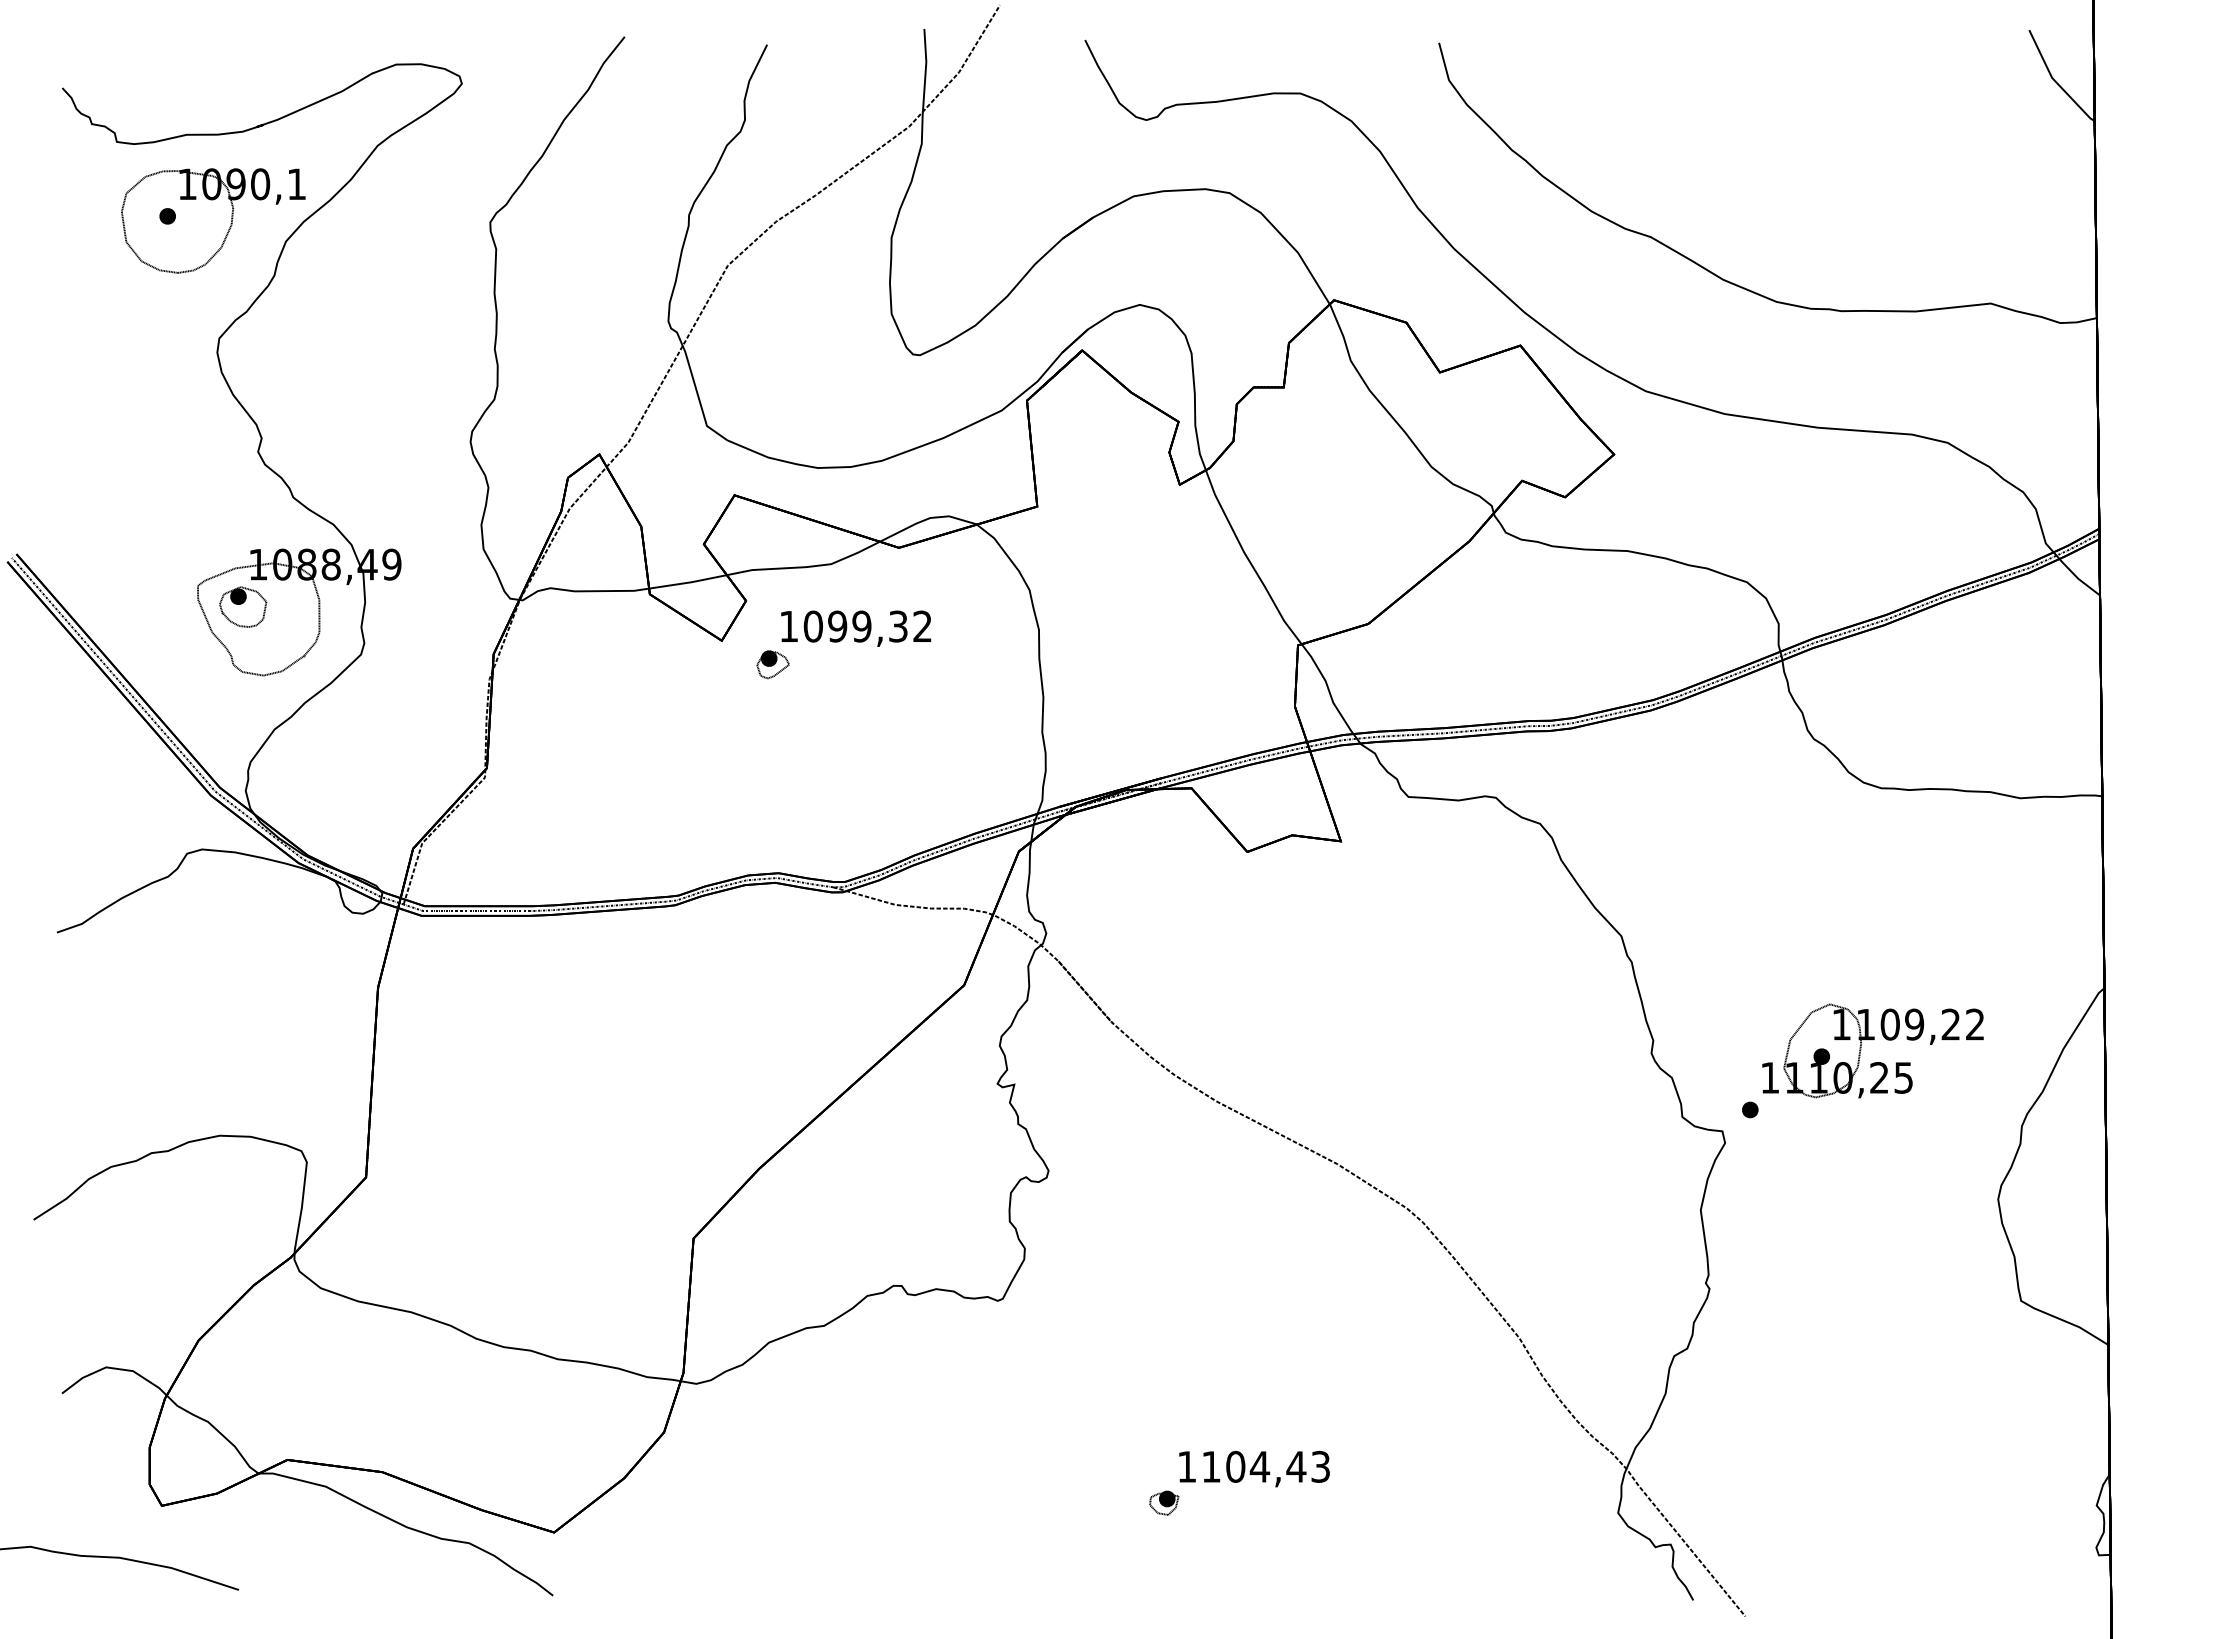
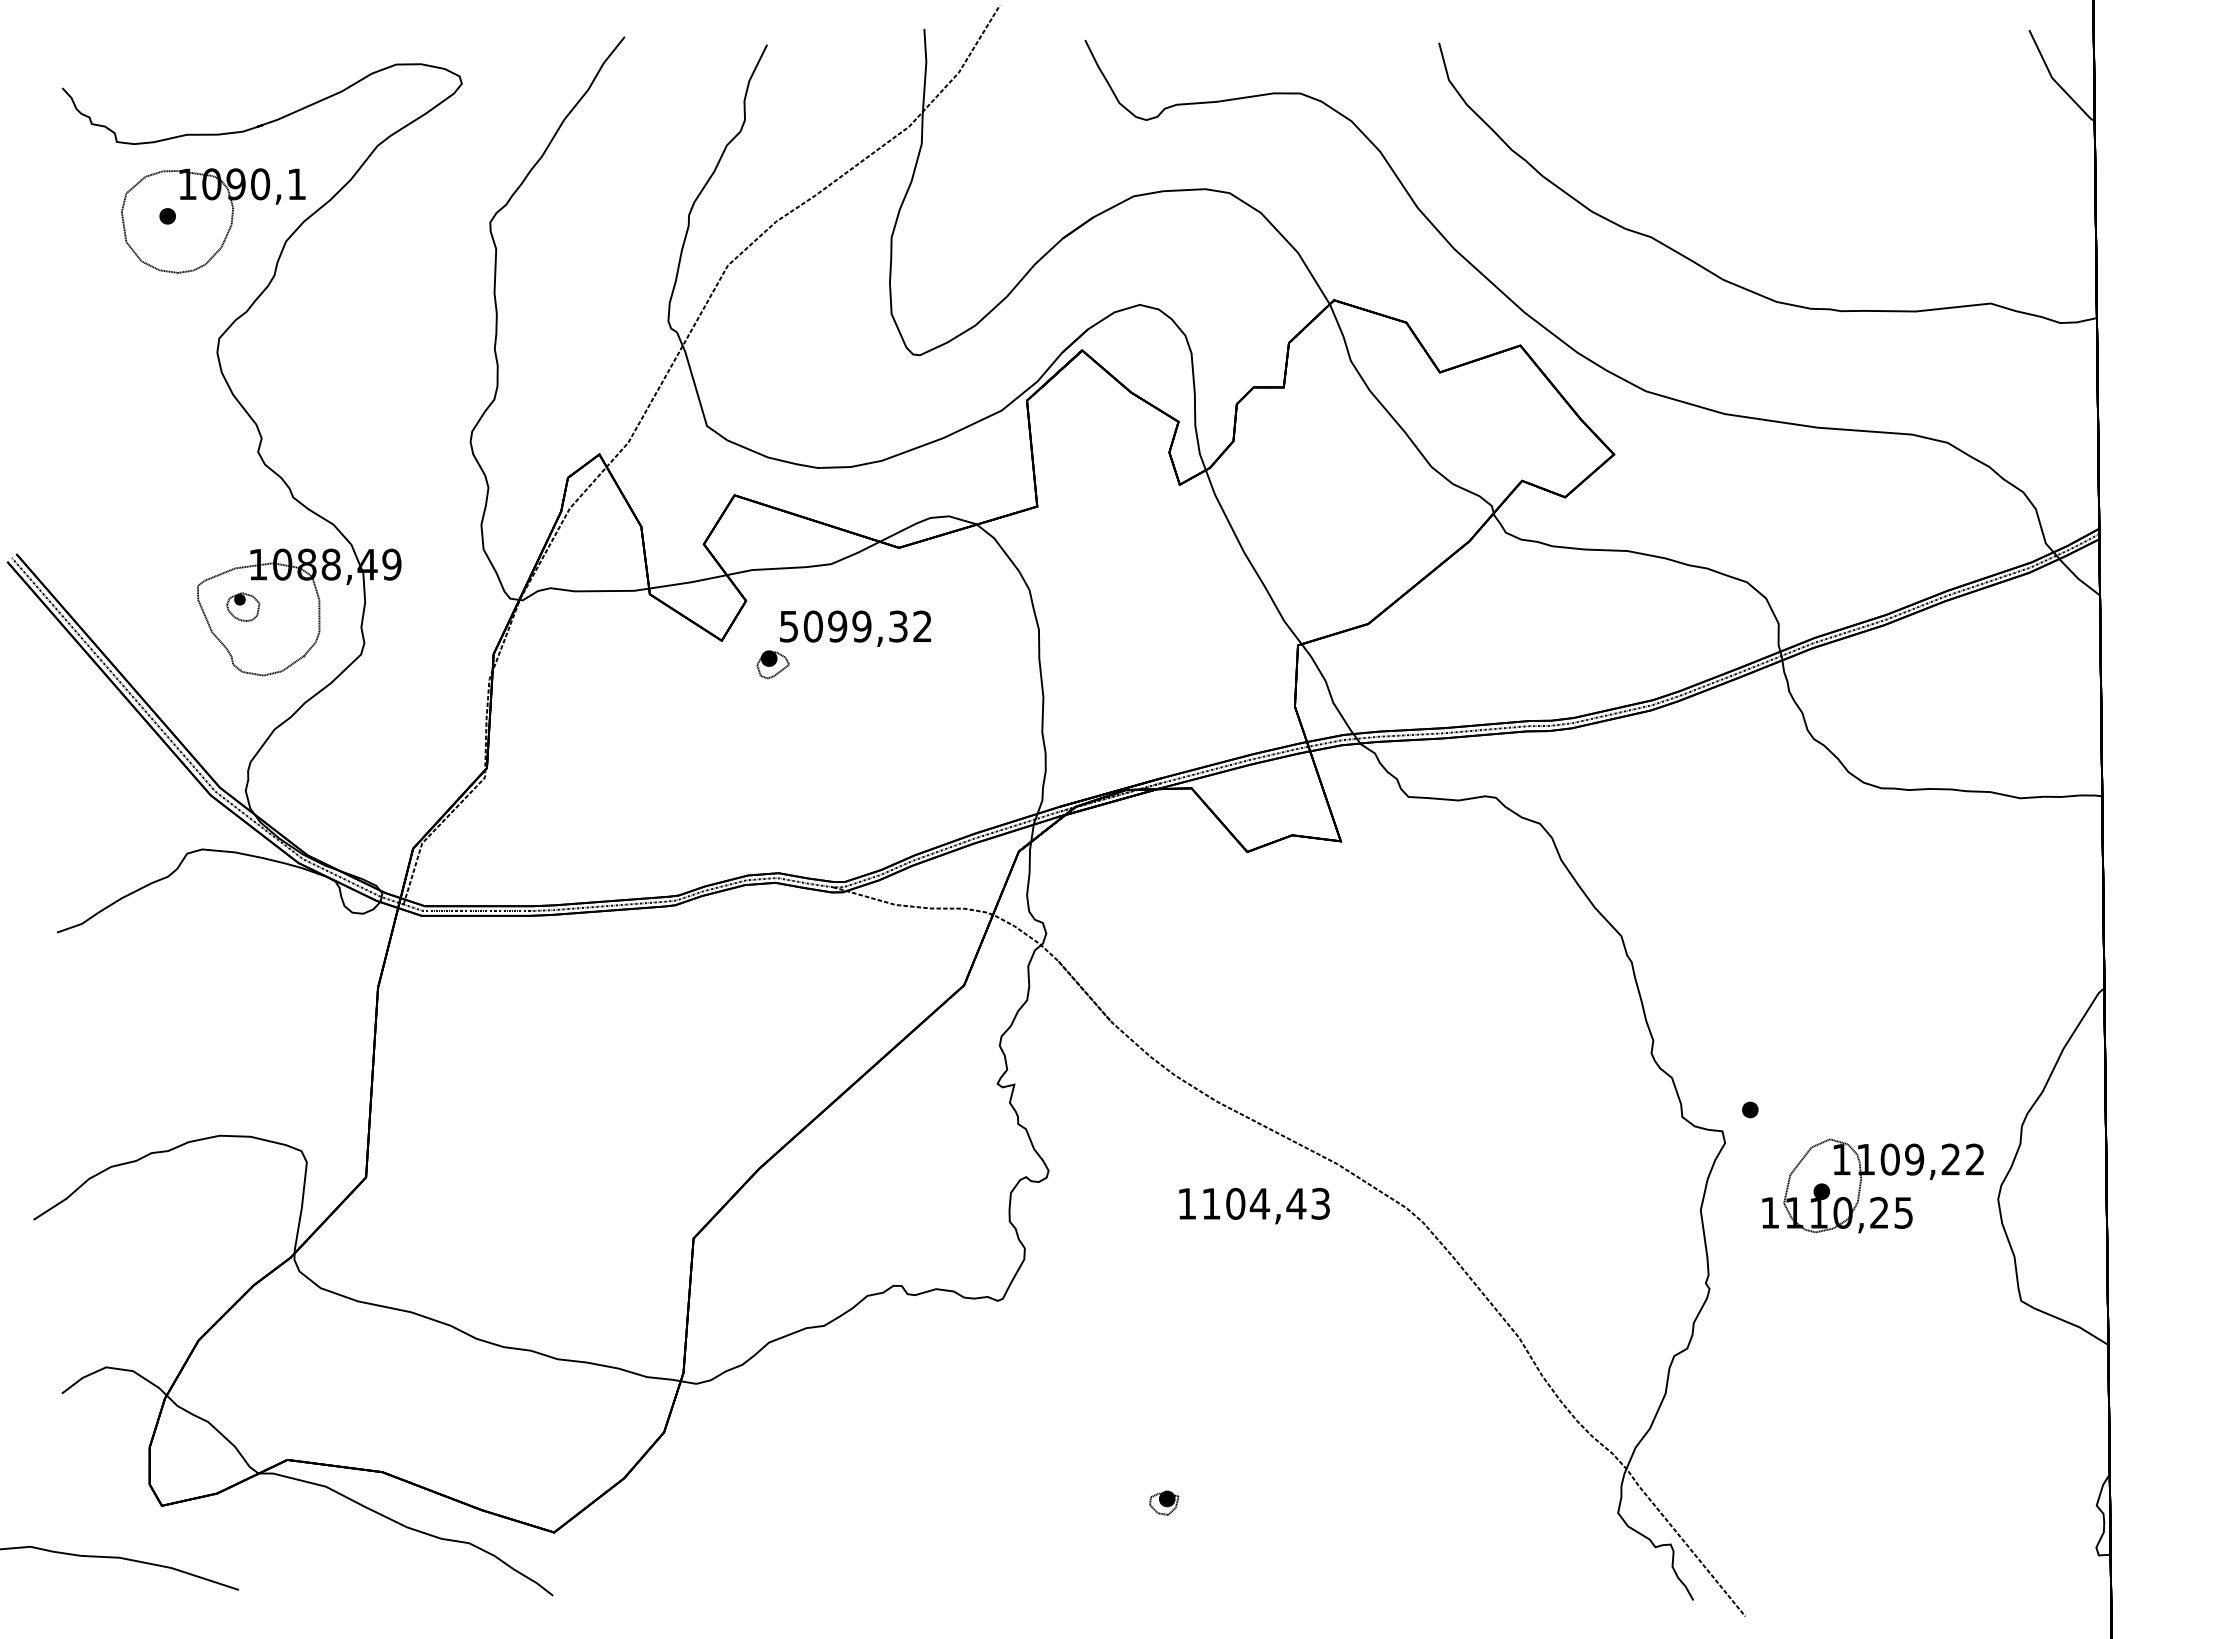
part size: 49x42 px -> 35x30 px (243, 606)
text: 1099,32 -> 5099,32 (788, 626)
part position: (1872, 1040) -> (1872, 1175) (1872, 1175)
text position: (1254, 1469) -> (1254, 1206) (1254, 1206)
